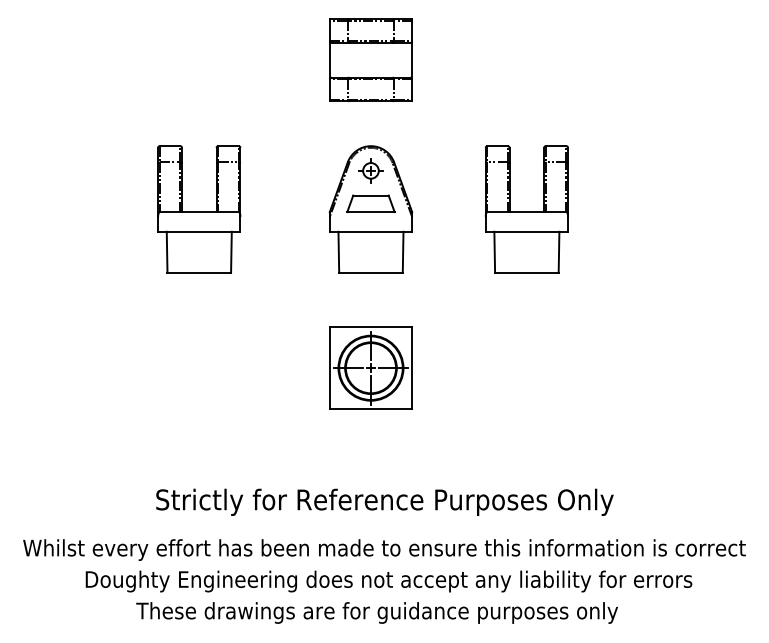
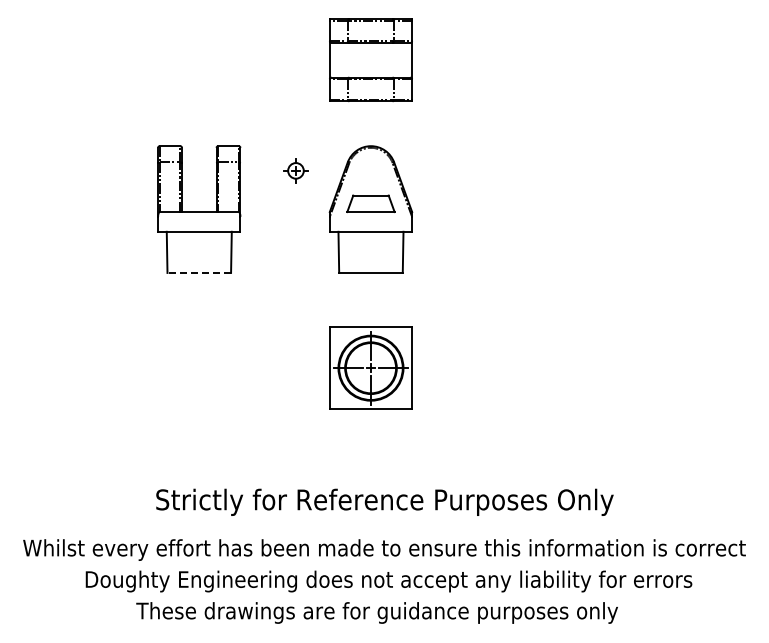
part position: (370, 170) -> (295, 170) (295, 170)
part: present -> none (526, 209)
line: solid -> dashed (199, 272)
